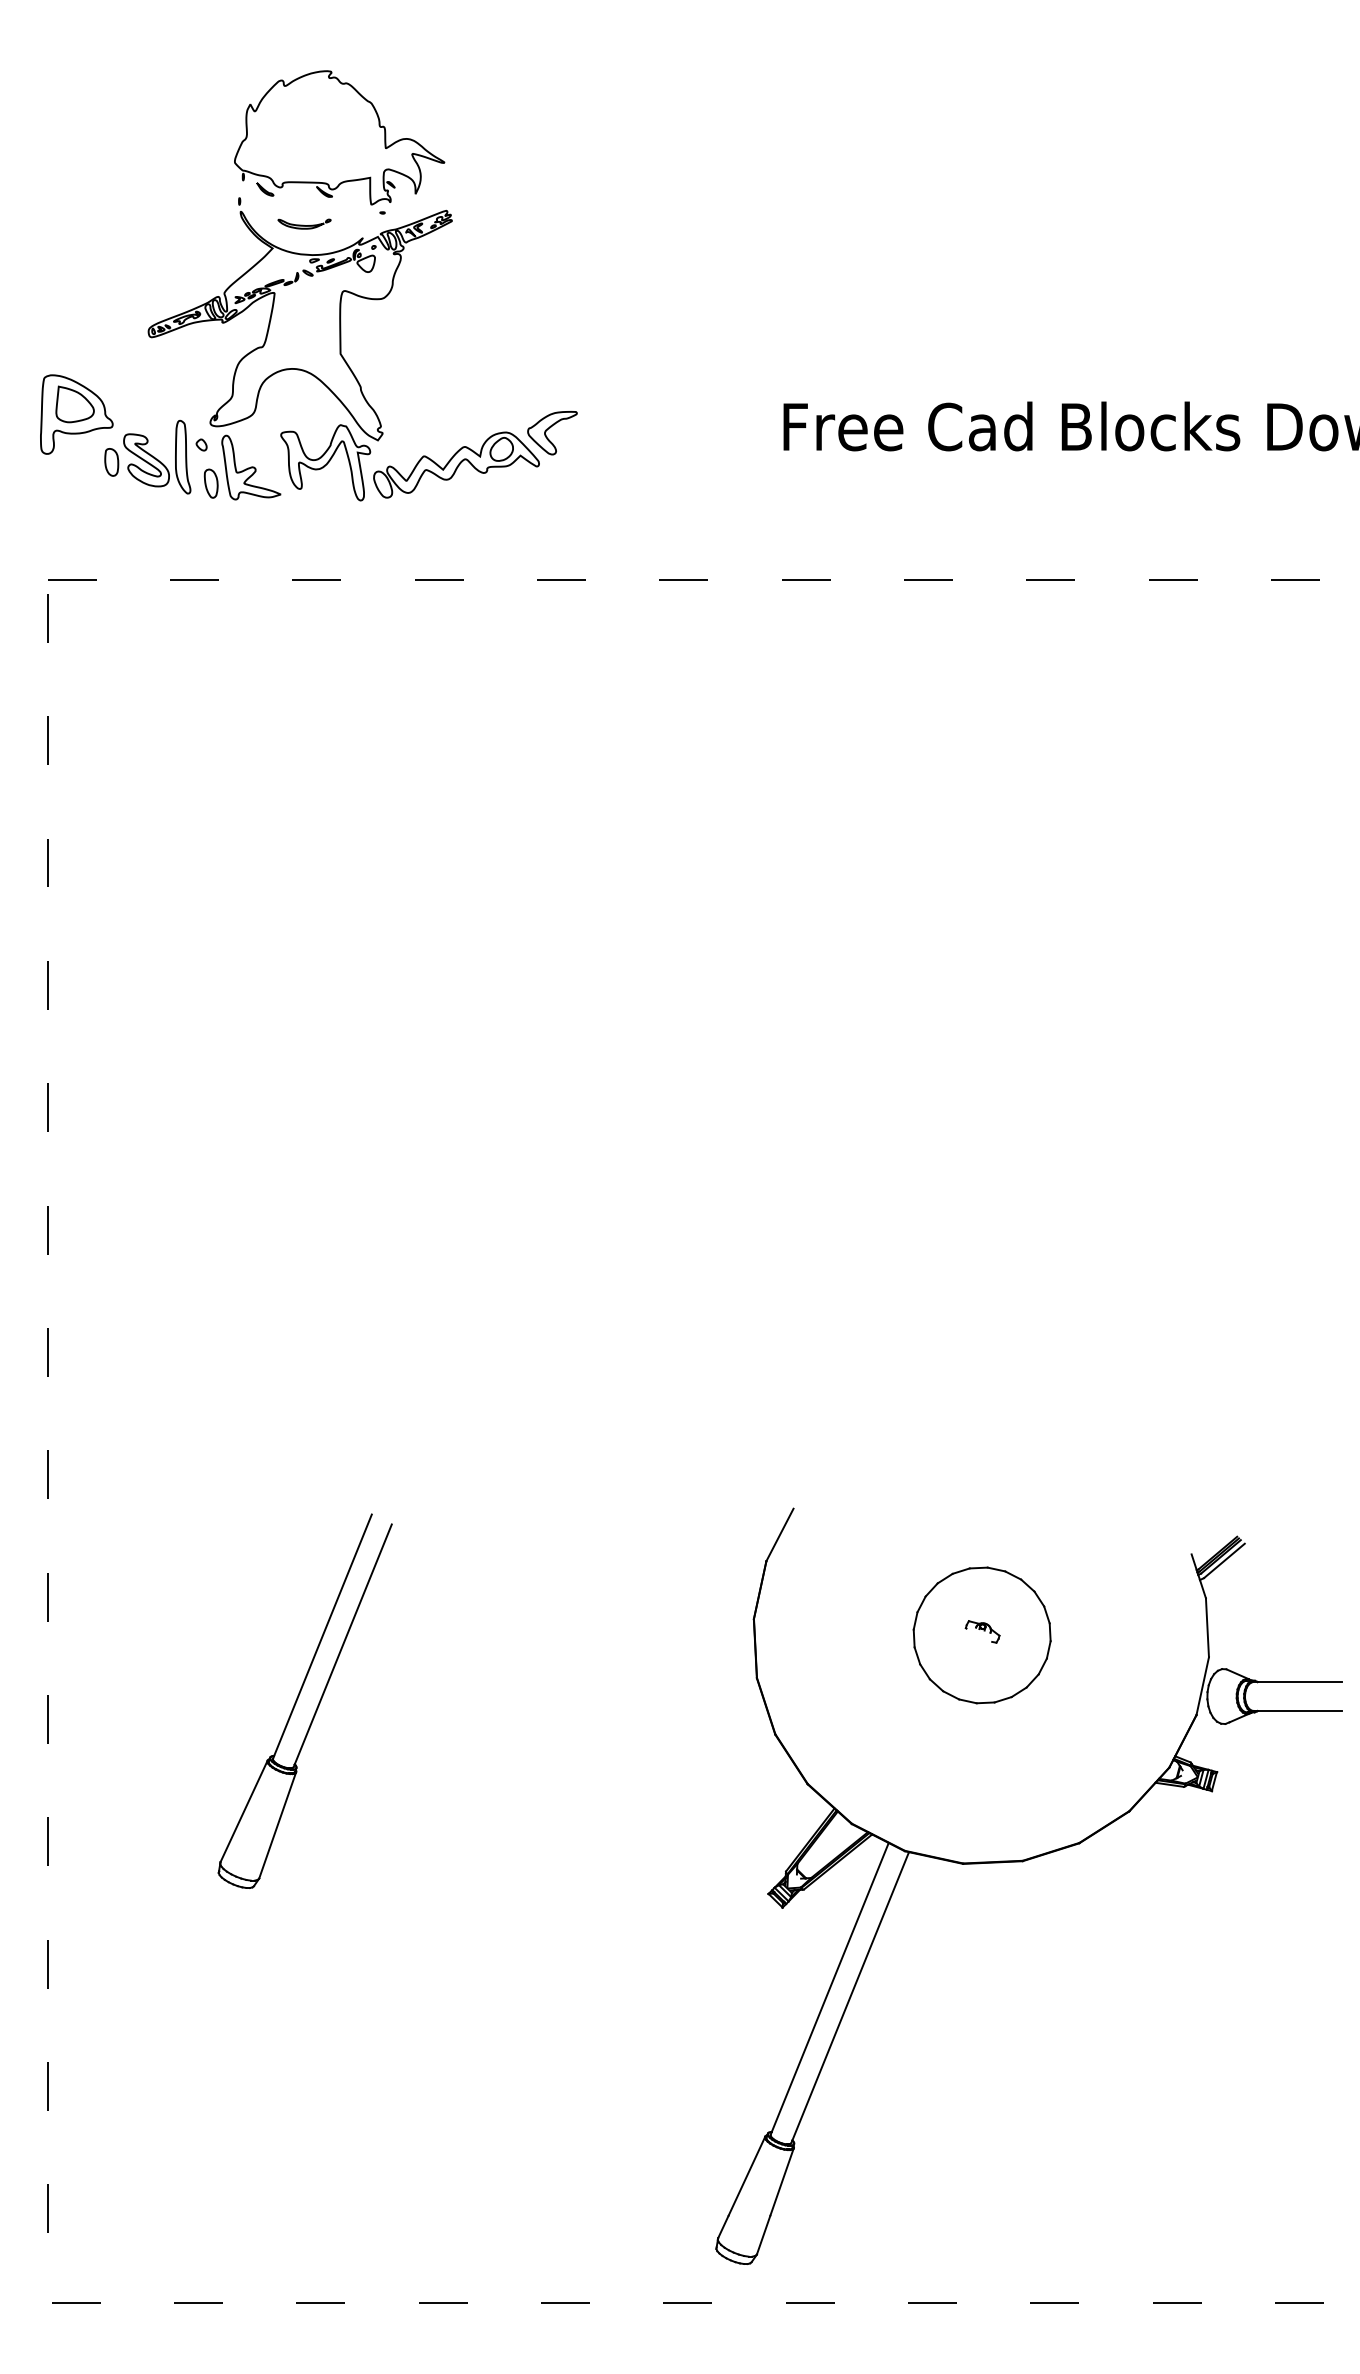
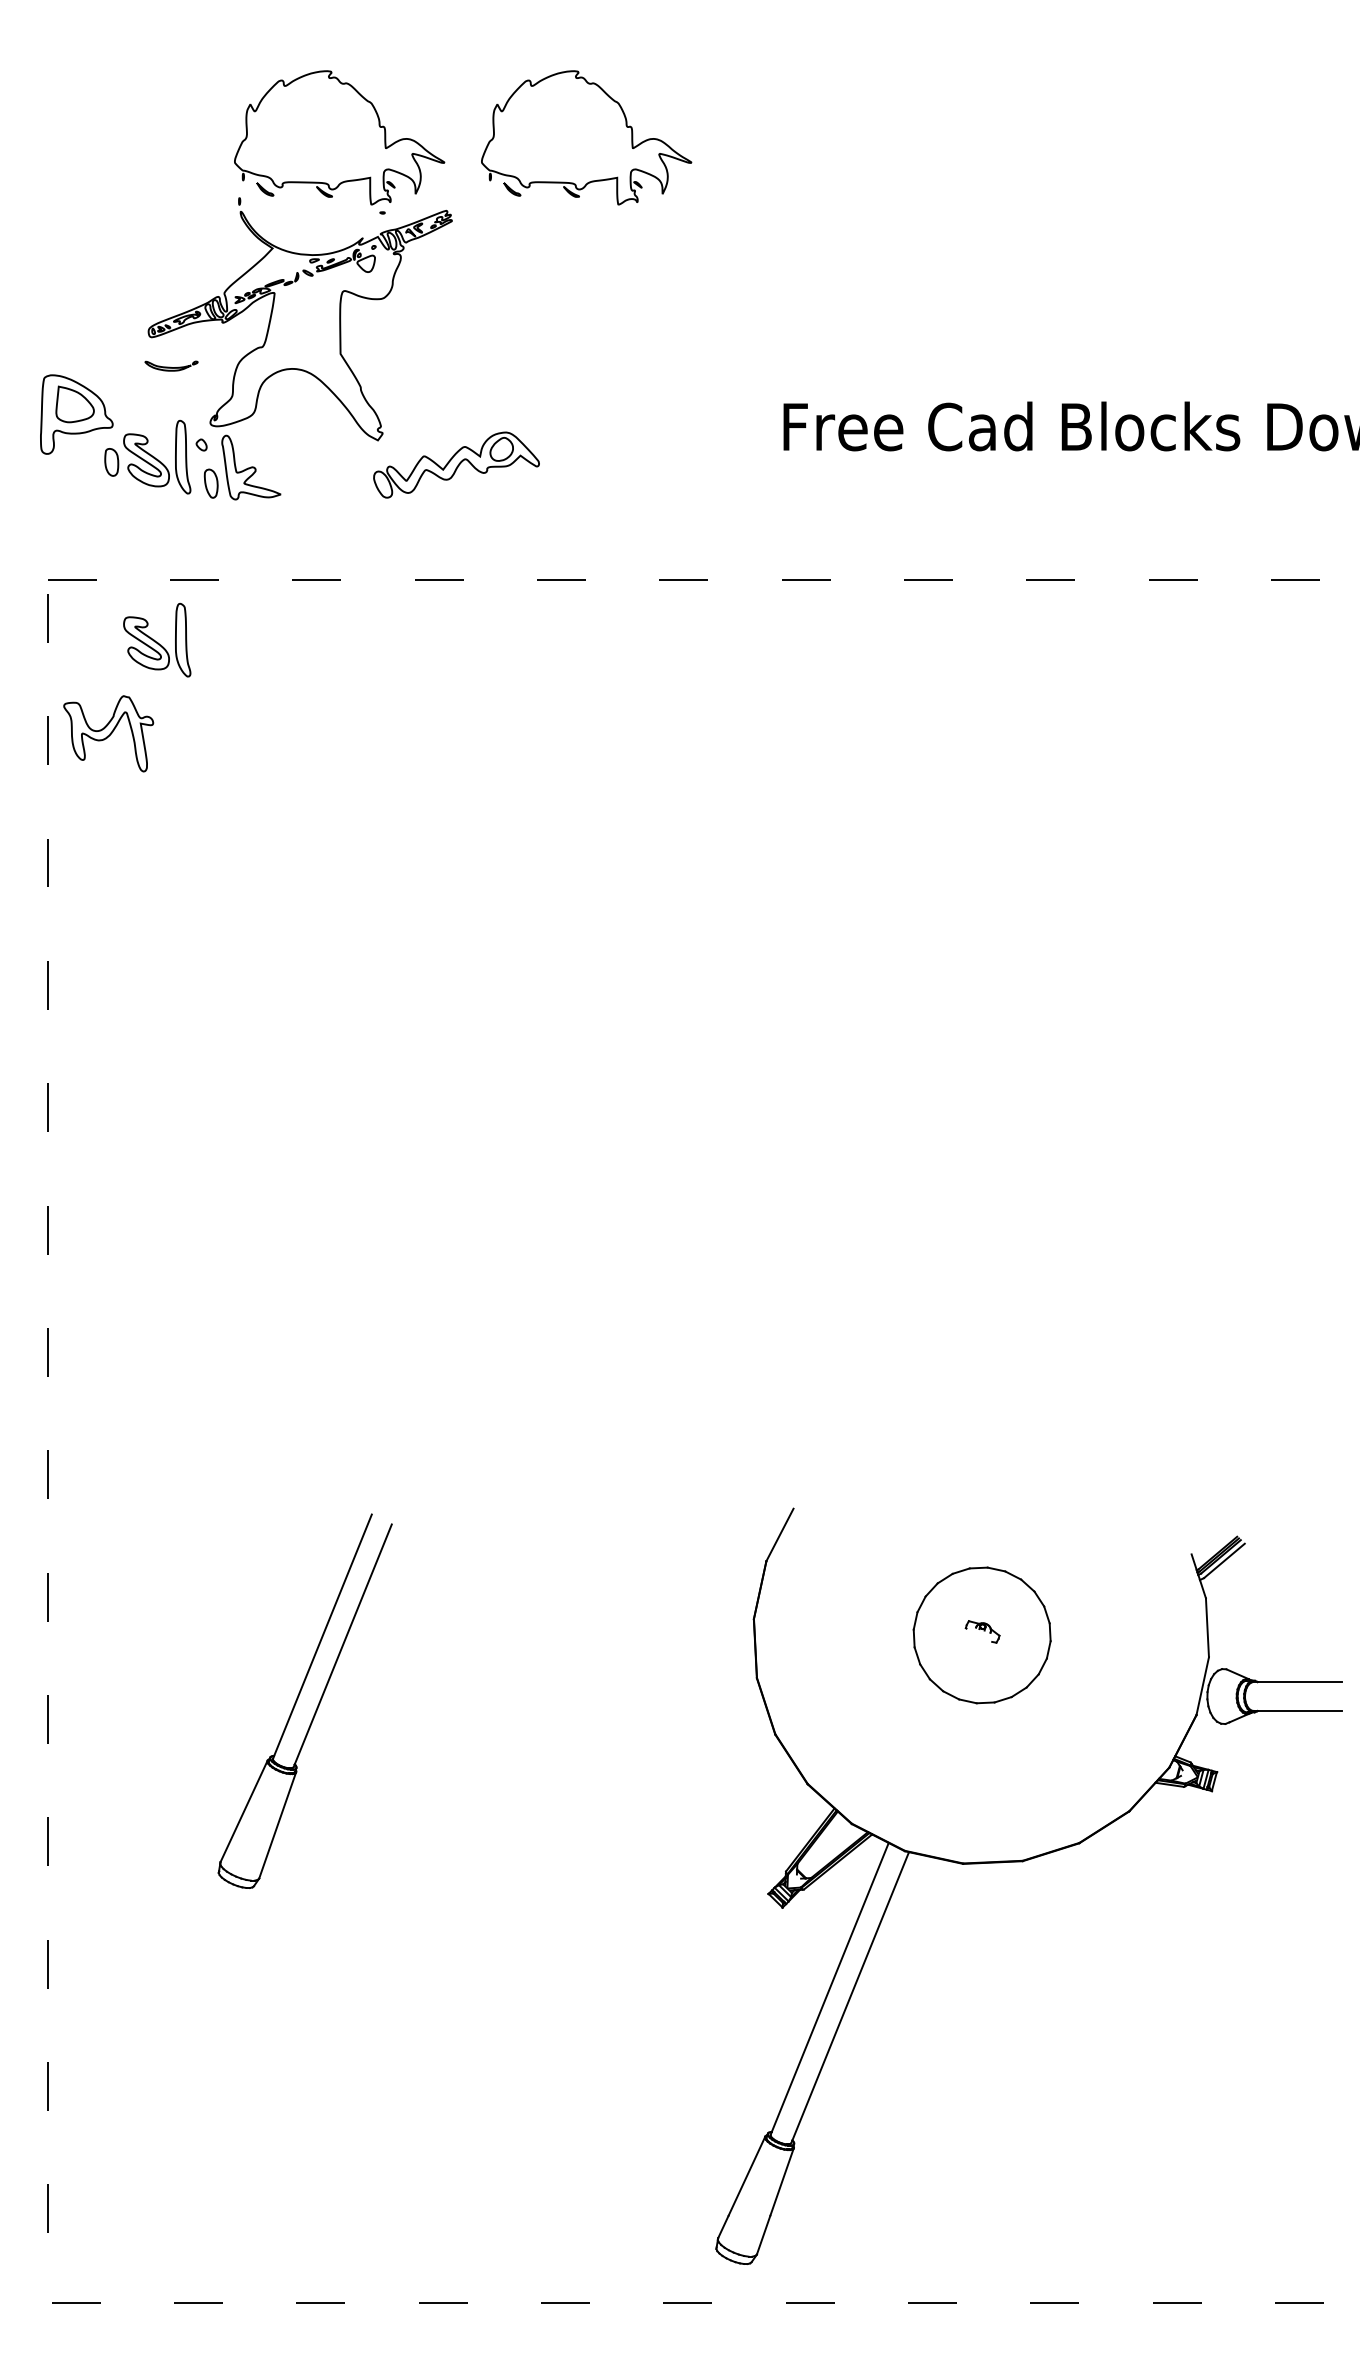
part: none -> present (586, 137)
part position: (304, 223) -> (171, 365) (171, 365)
part: present -> none (552, 433)
part position: (325, 462) -> (108, 733) (108, 733)
part: none -> present (157, 639)
